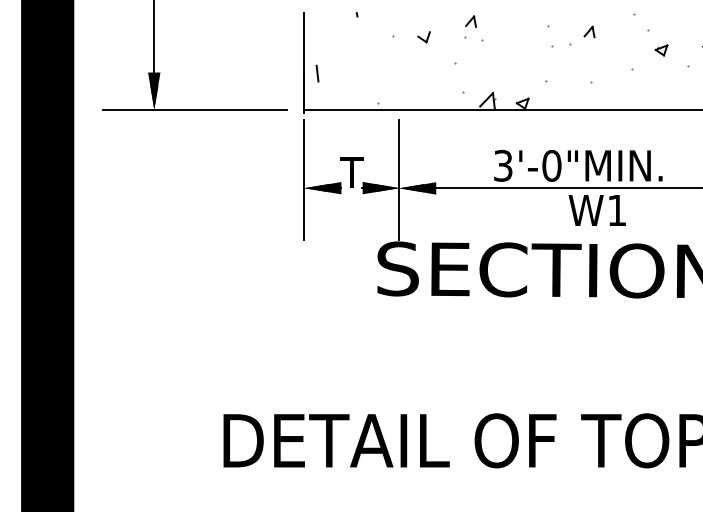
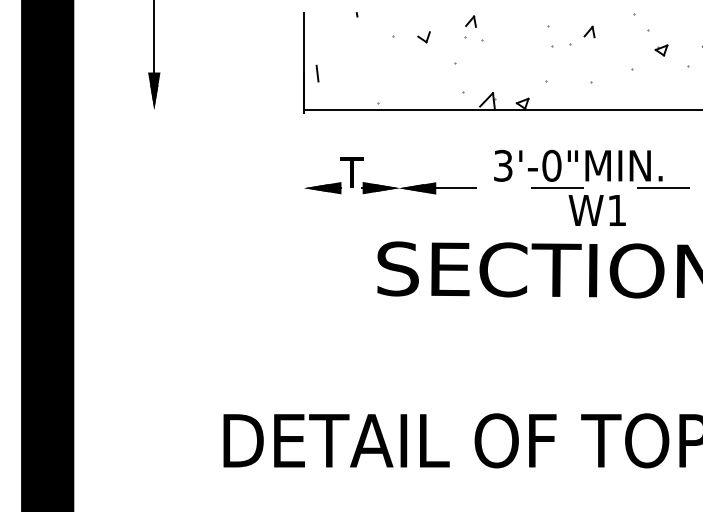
line: present -> none (194, 109)
line: present -> none (304, 179)
line: present -> none (399, 179)
line: solid -> dashed (563, 188)
